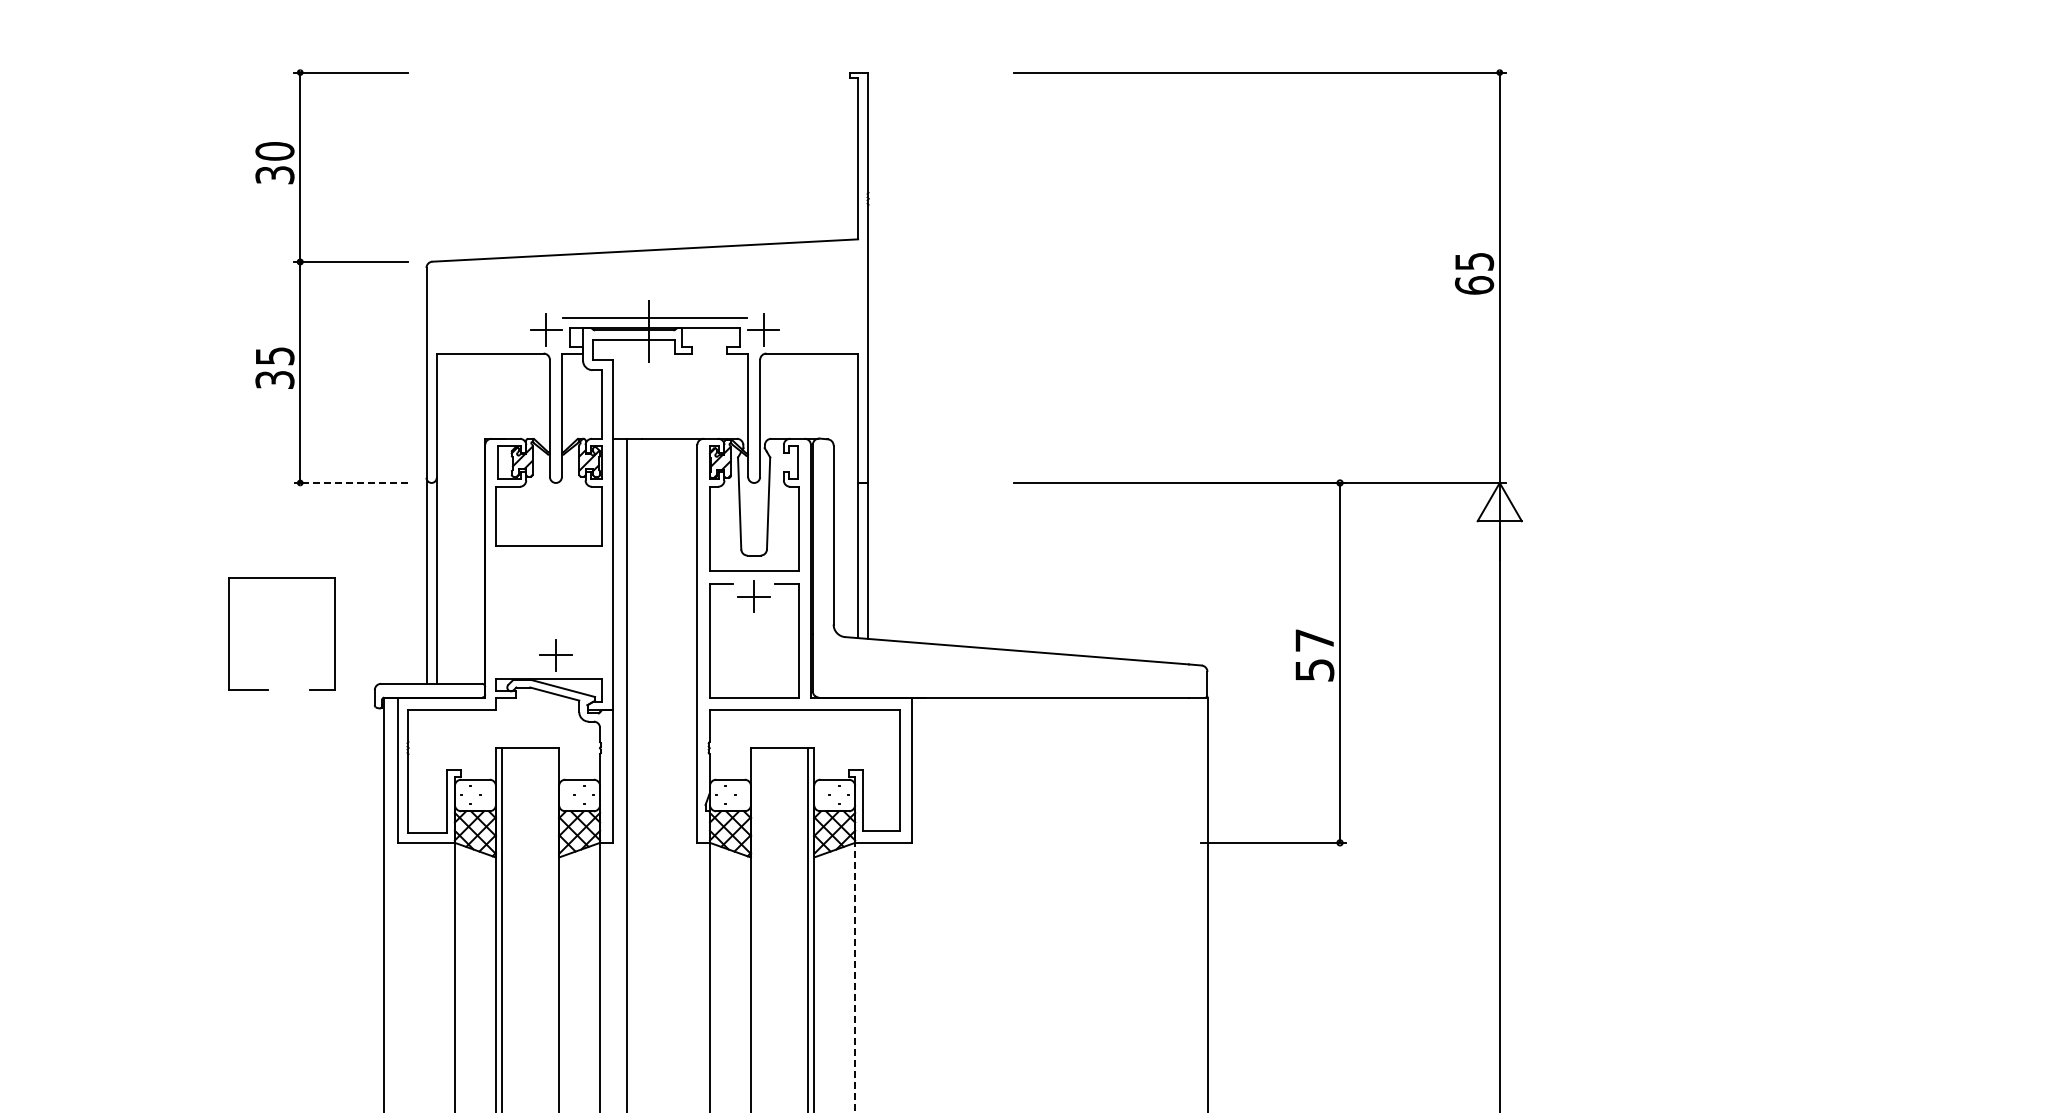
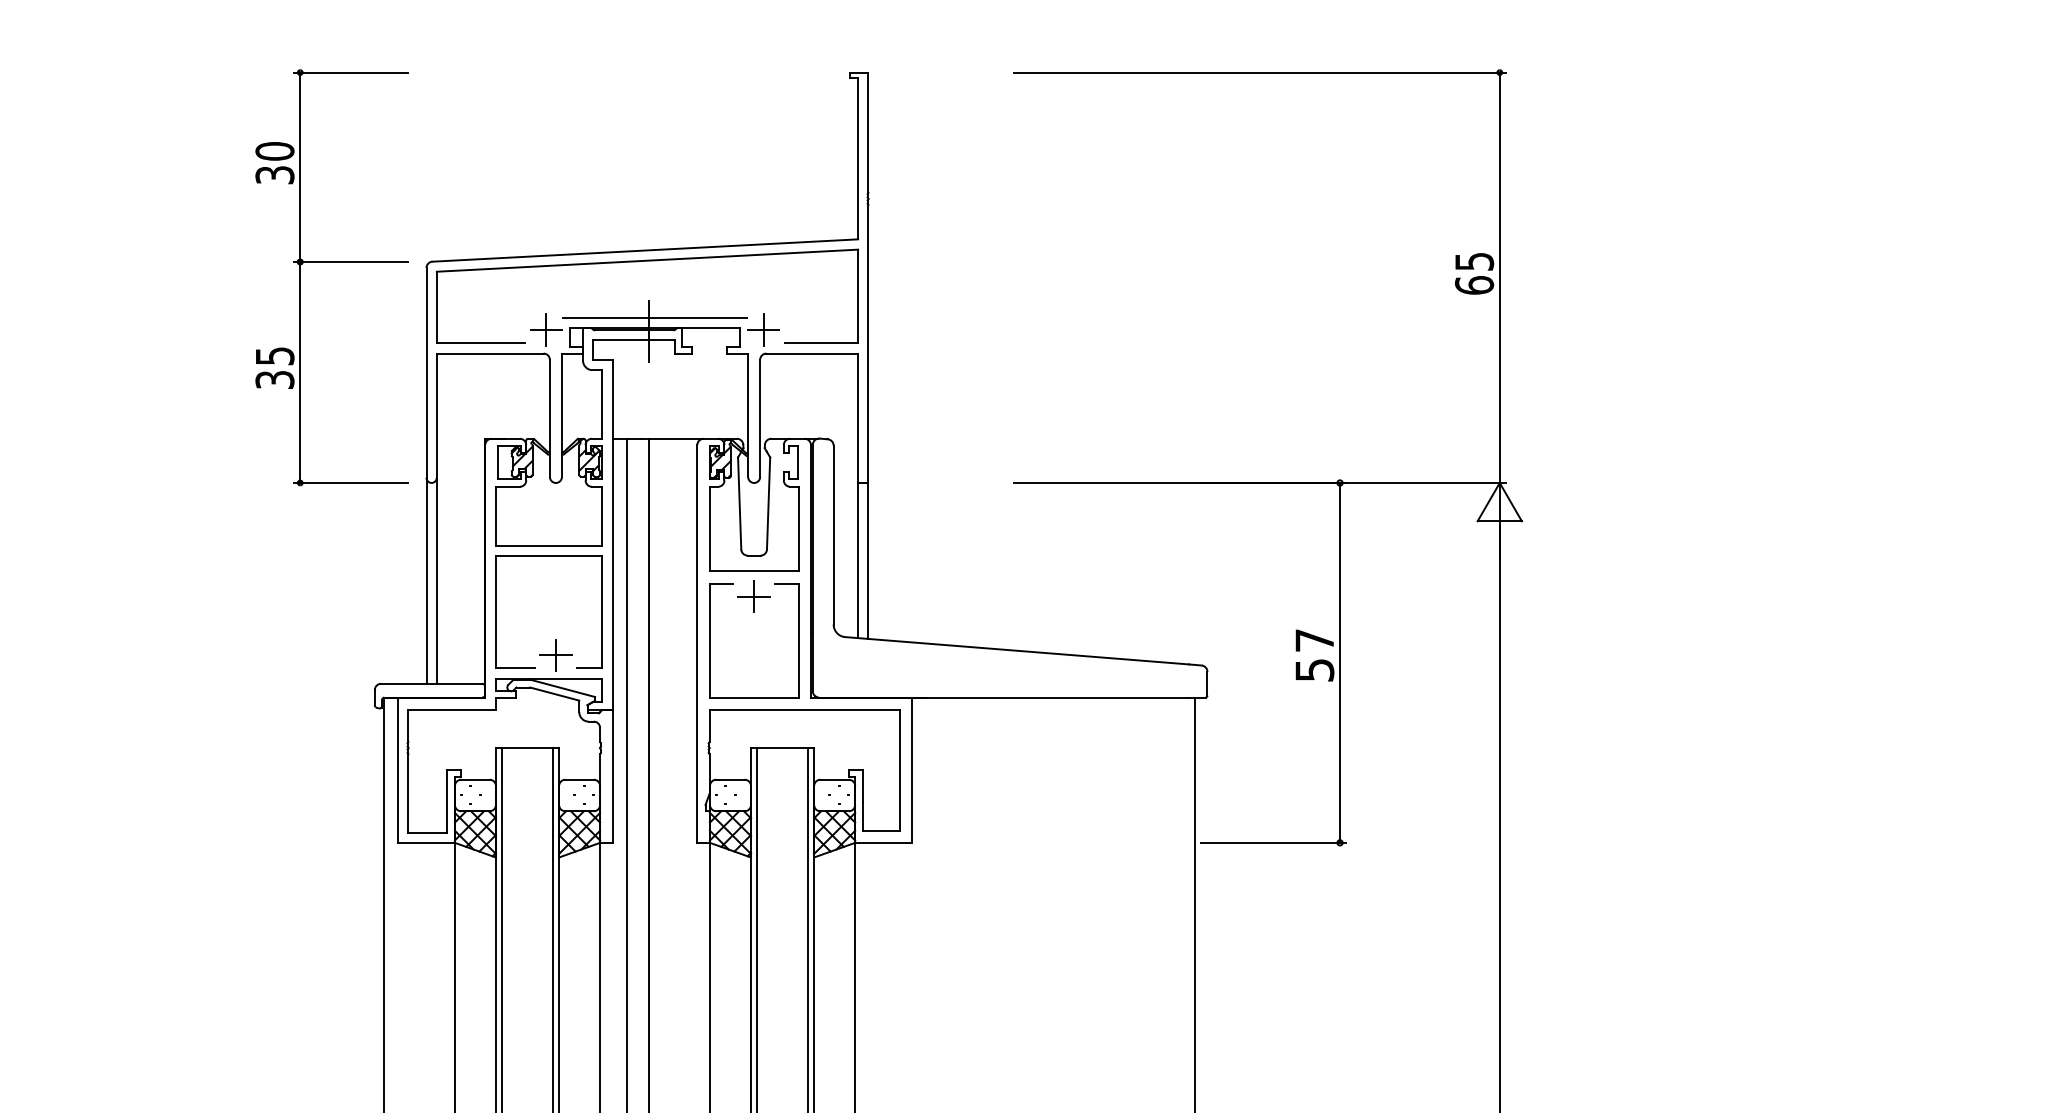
part: none -> present (638, 262)
line: dashed -> solid (350, 482)
part position: (229, 633) -> (496, 611) (496, 611)
line: none -> present (648, 773)
line position: (1207, 903) -> (1194, 903) (1194, 903)
line: none -> present (552, 928)
line: none -> present (757, 928)
line: dashed -> solid (855, 976)
